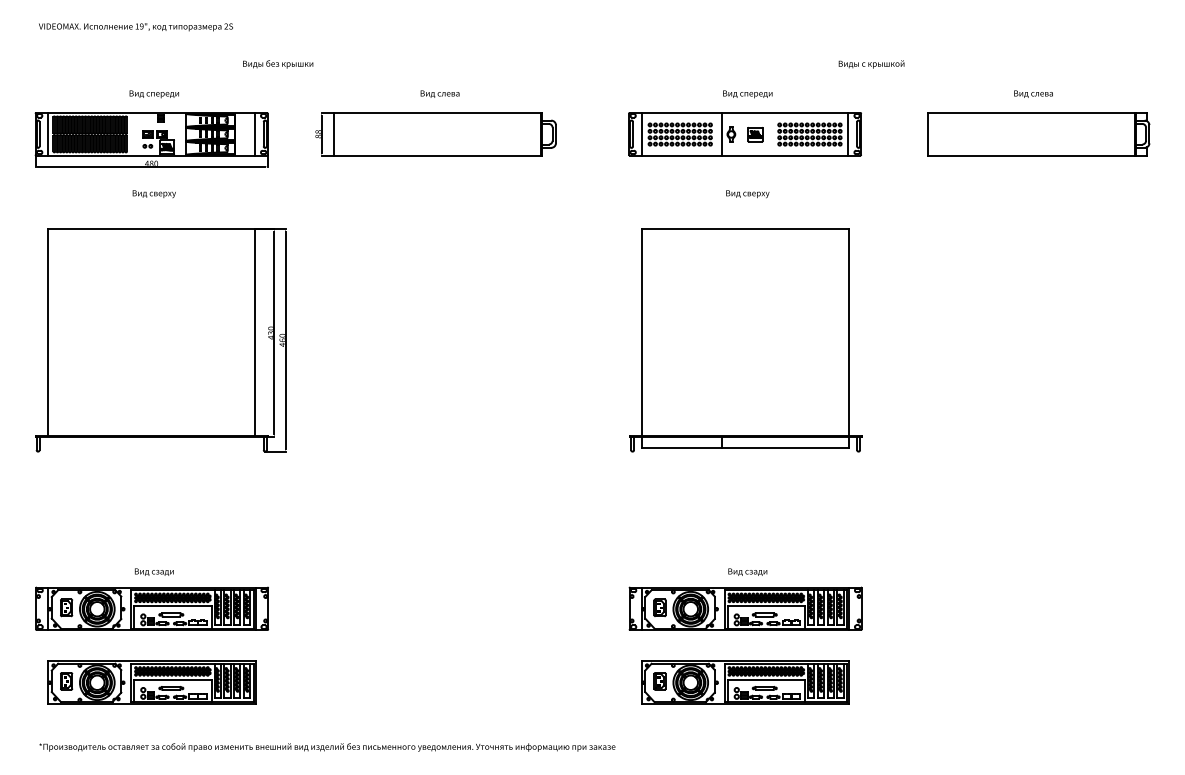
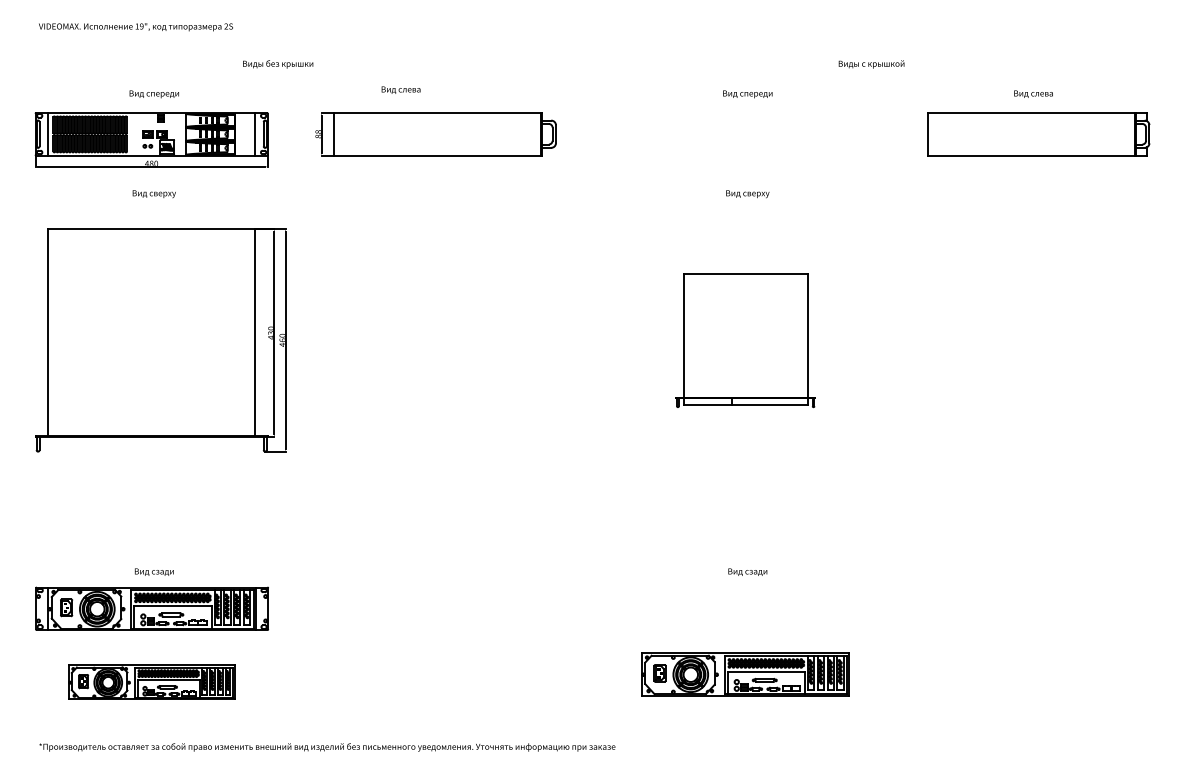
text position: (439, 93) -> (400, 89) (400, 89)
part: present -> none (744, 134)
part size: 234x225 px -> 141x136 px (745, 340)
part: present -> none (745, 608)
part size: 210x45 px -> 168x36 px (151, 681)
part position: (745, 682) -> (745, 674) (745, 674)
